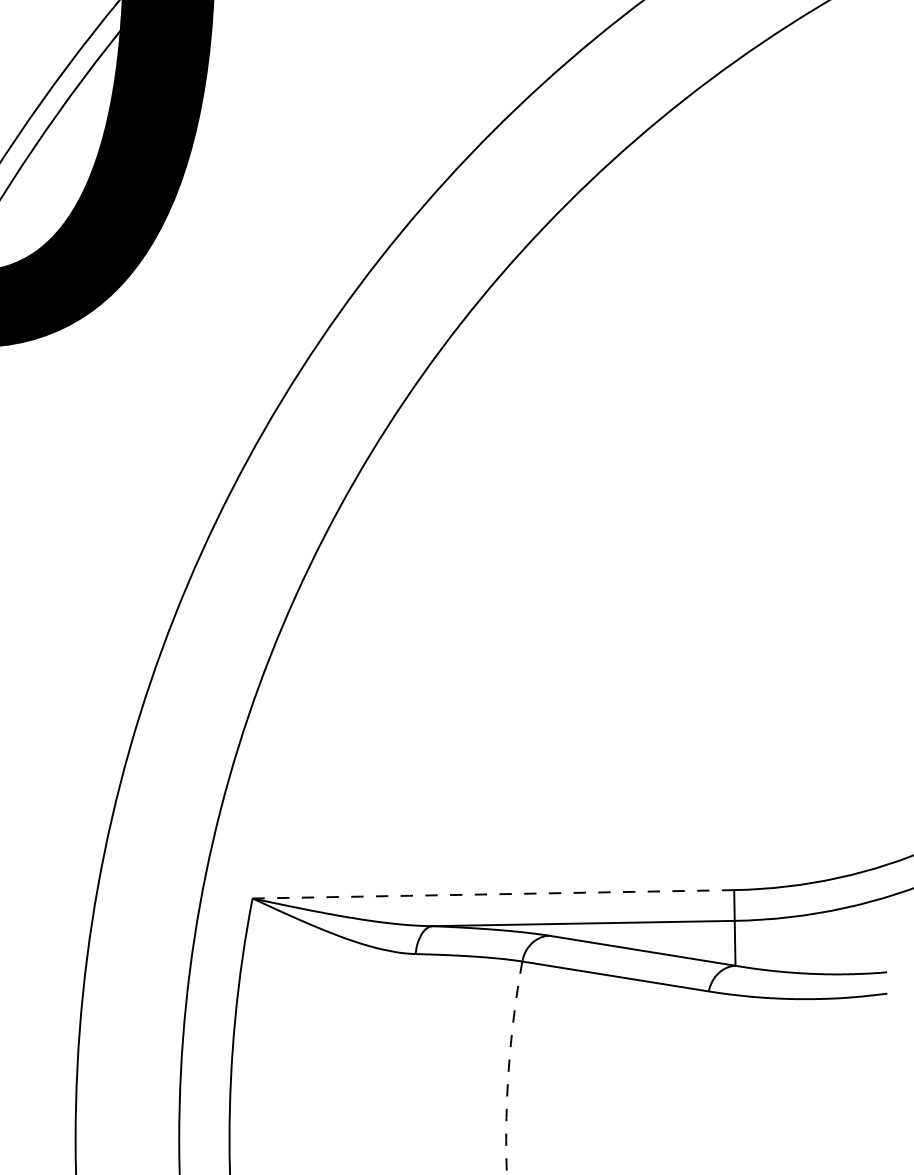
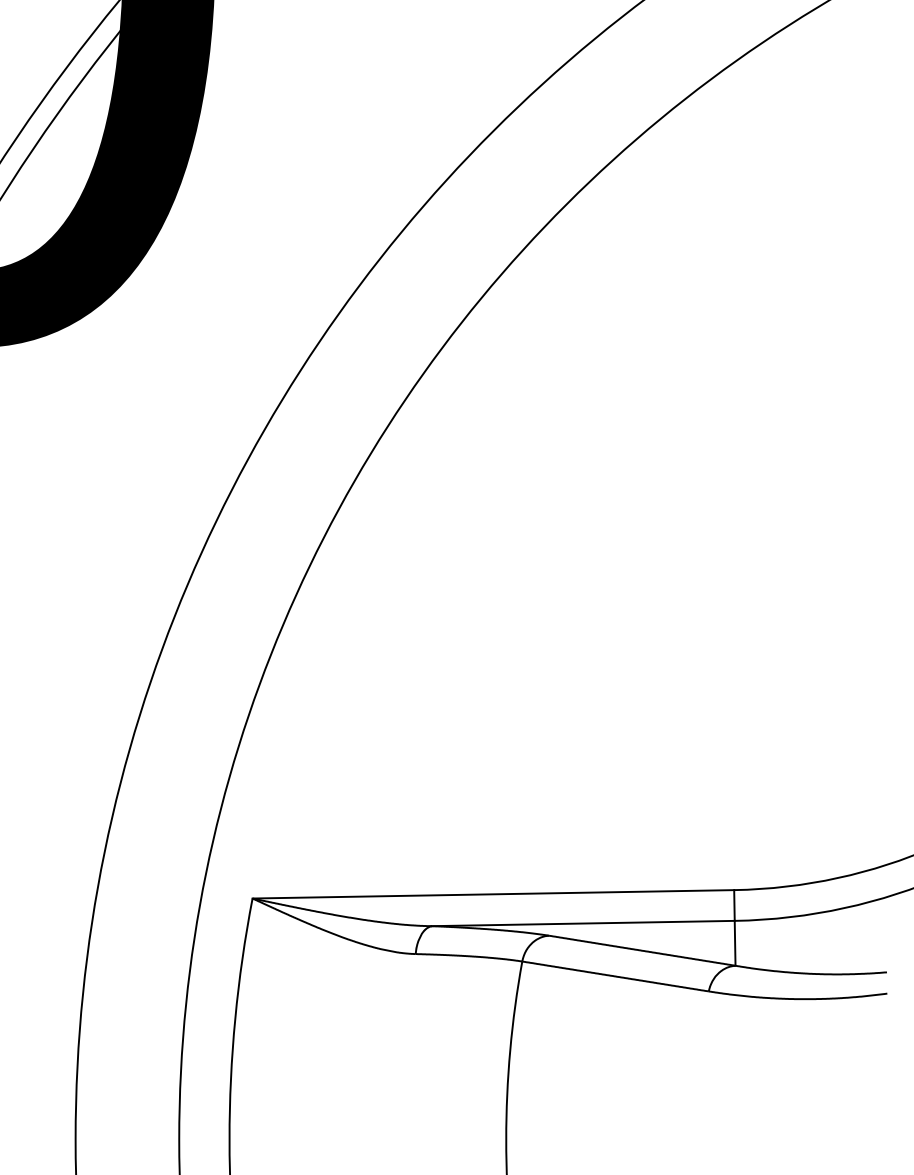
line: dashed -> solid (493, 894)
arc: dashed -> solid (508, 1068)
